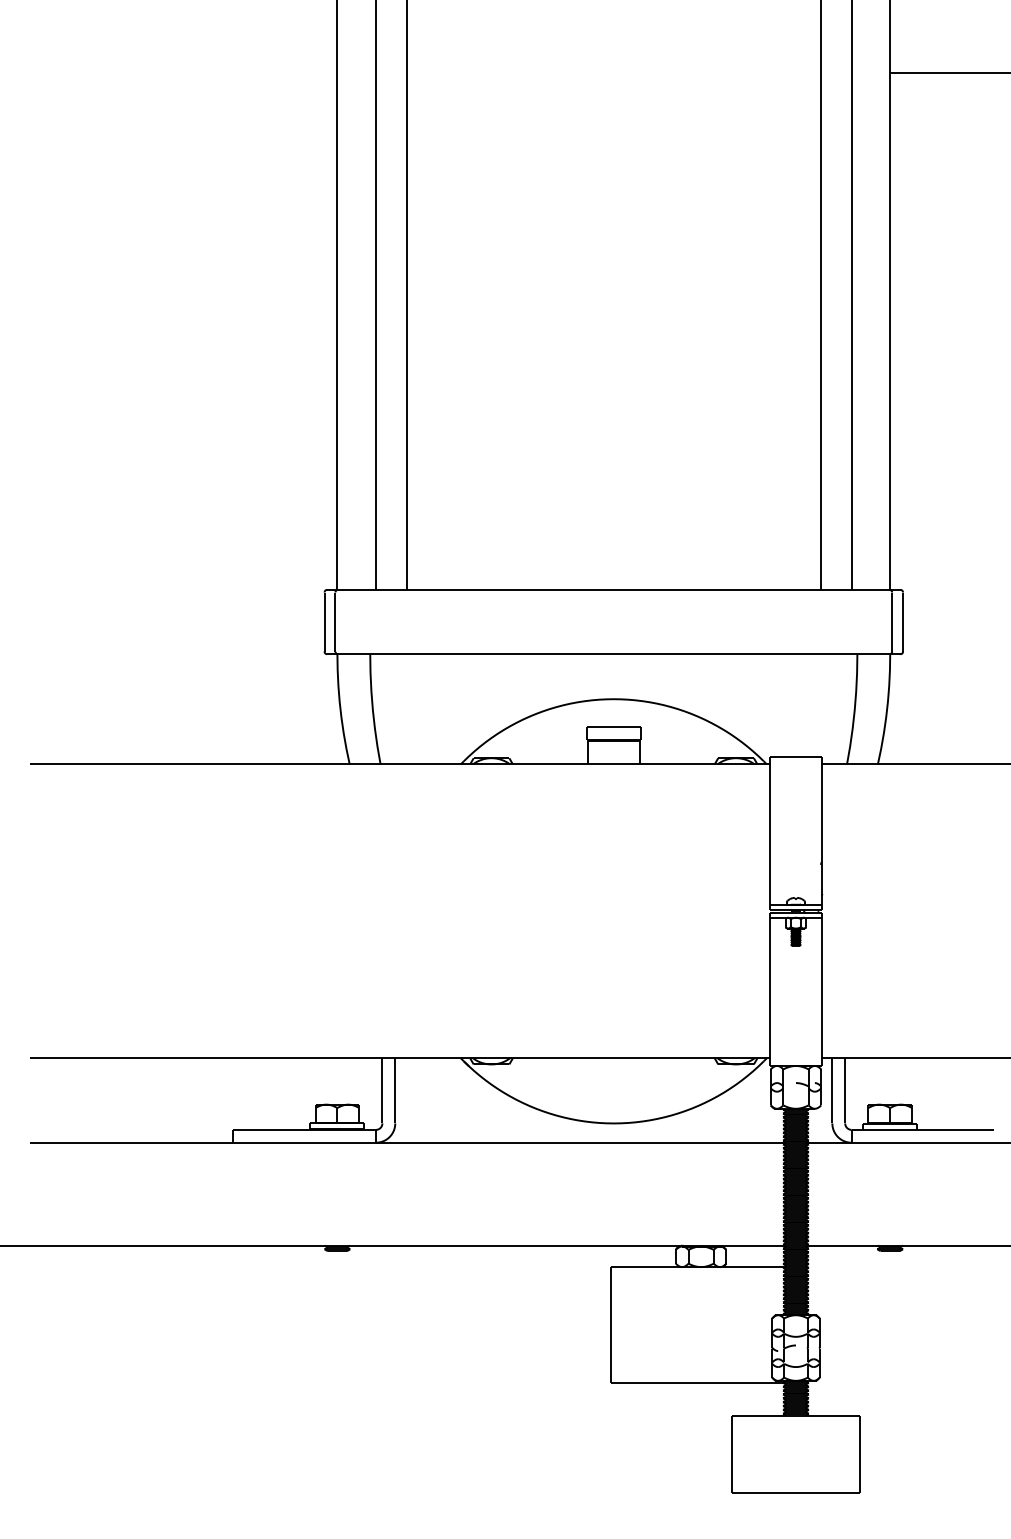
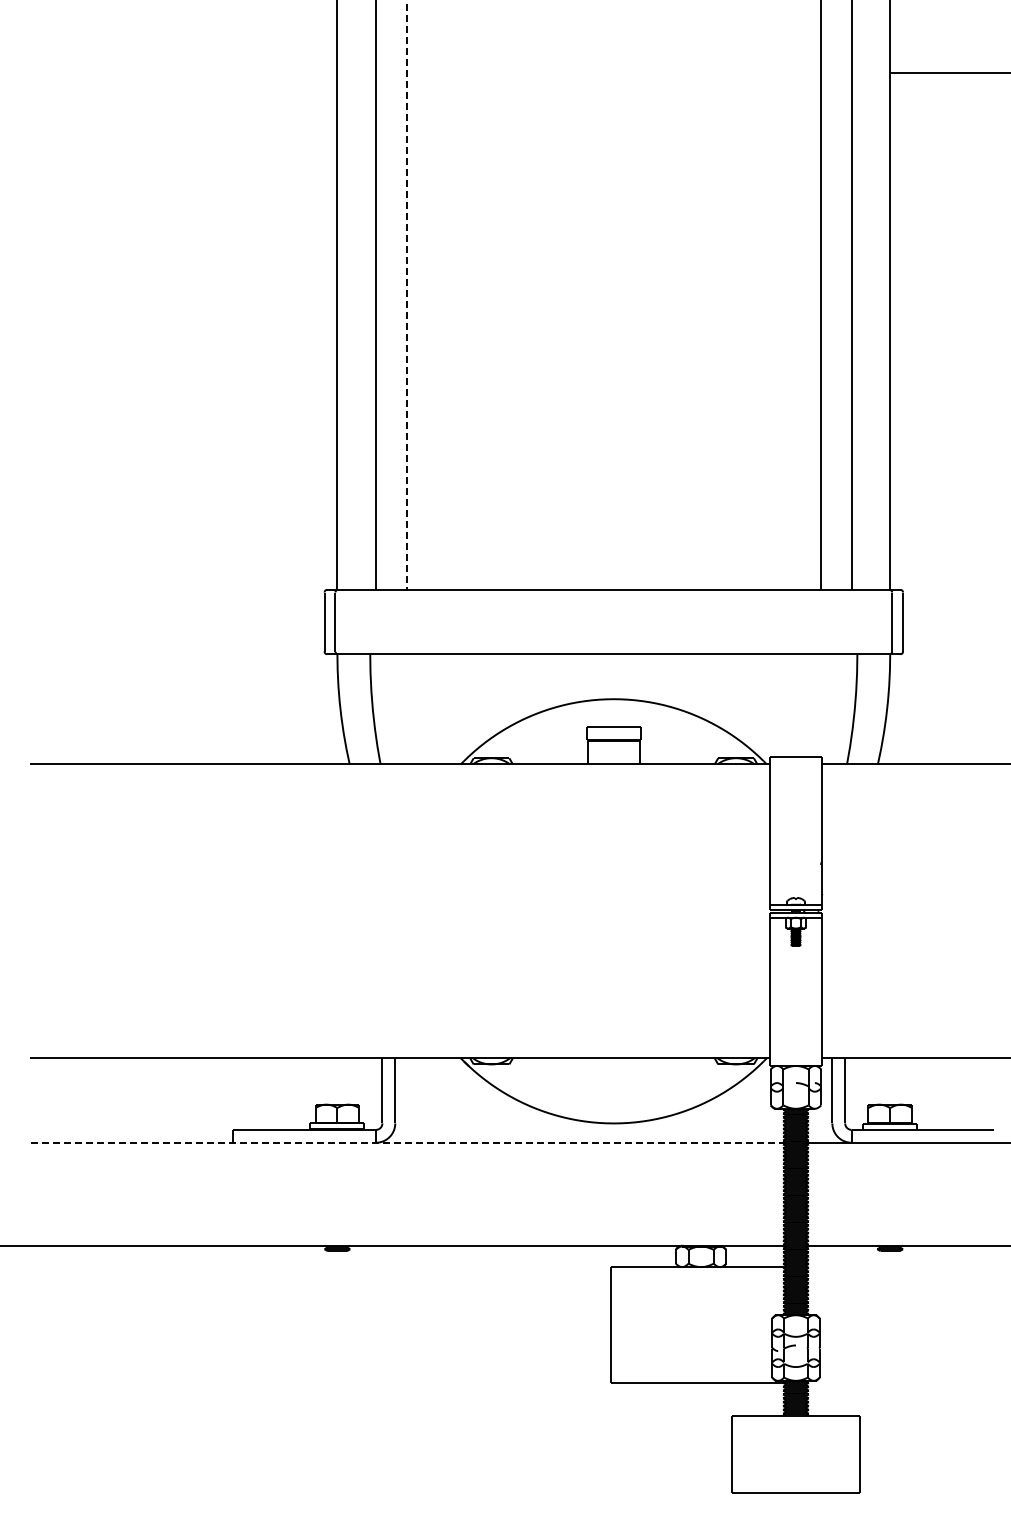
line: solid -> dashed (406, 294)
line: solid -> dashed (408, 1142)
